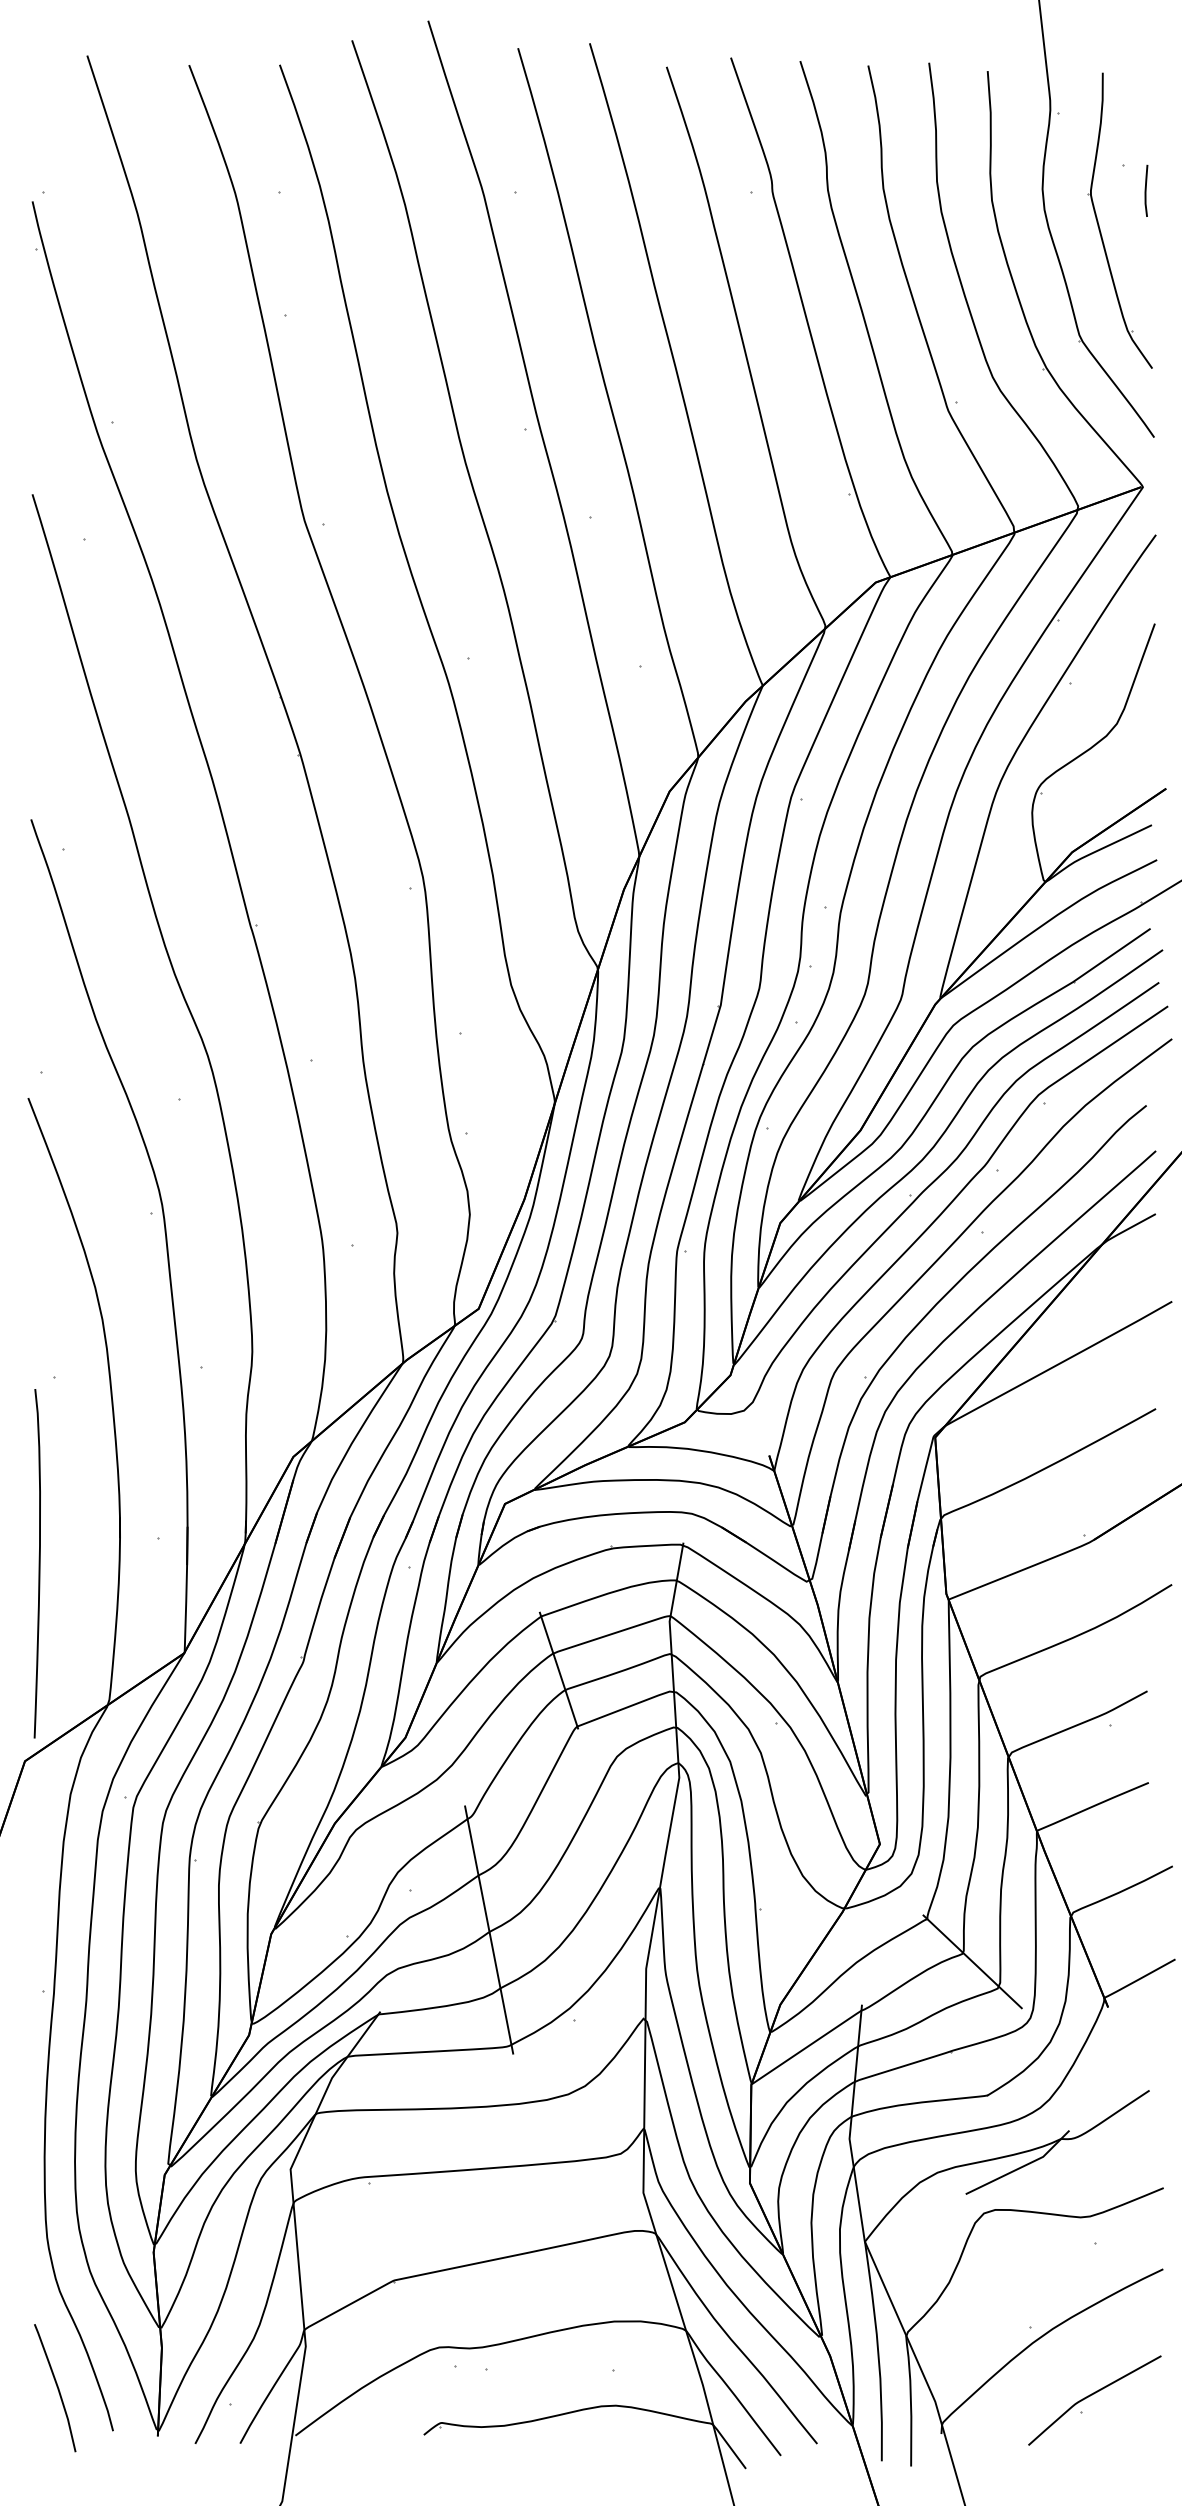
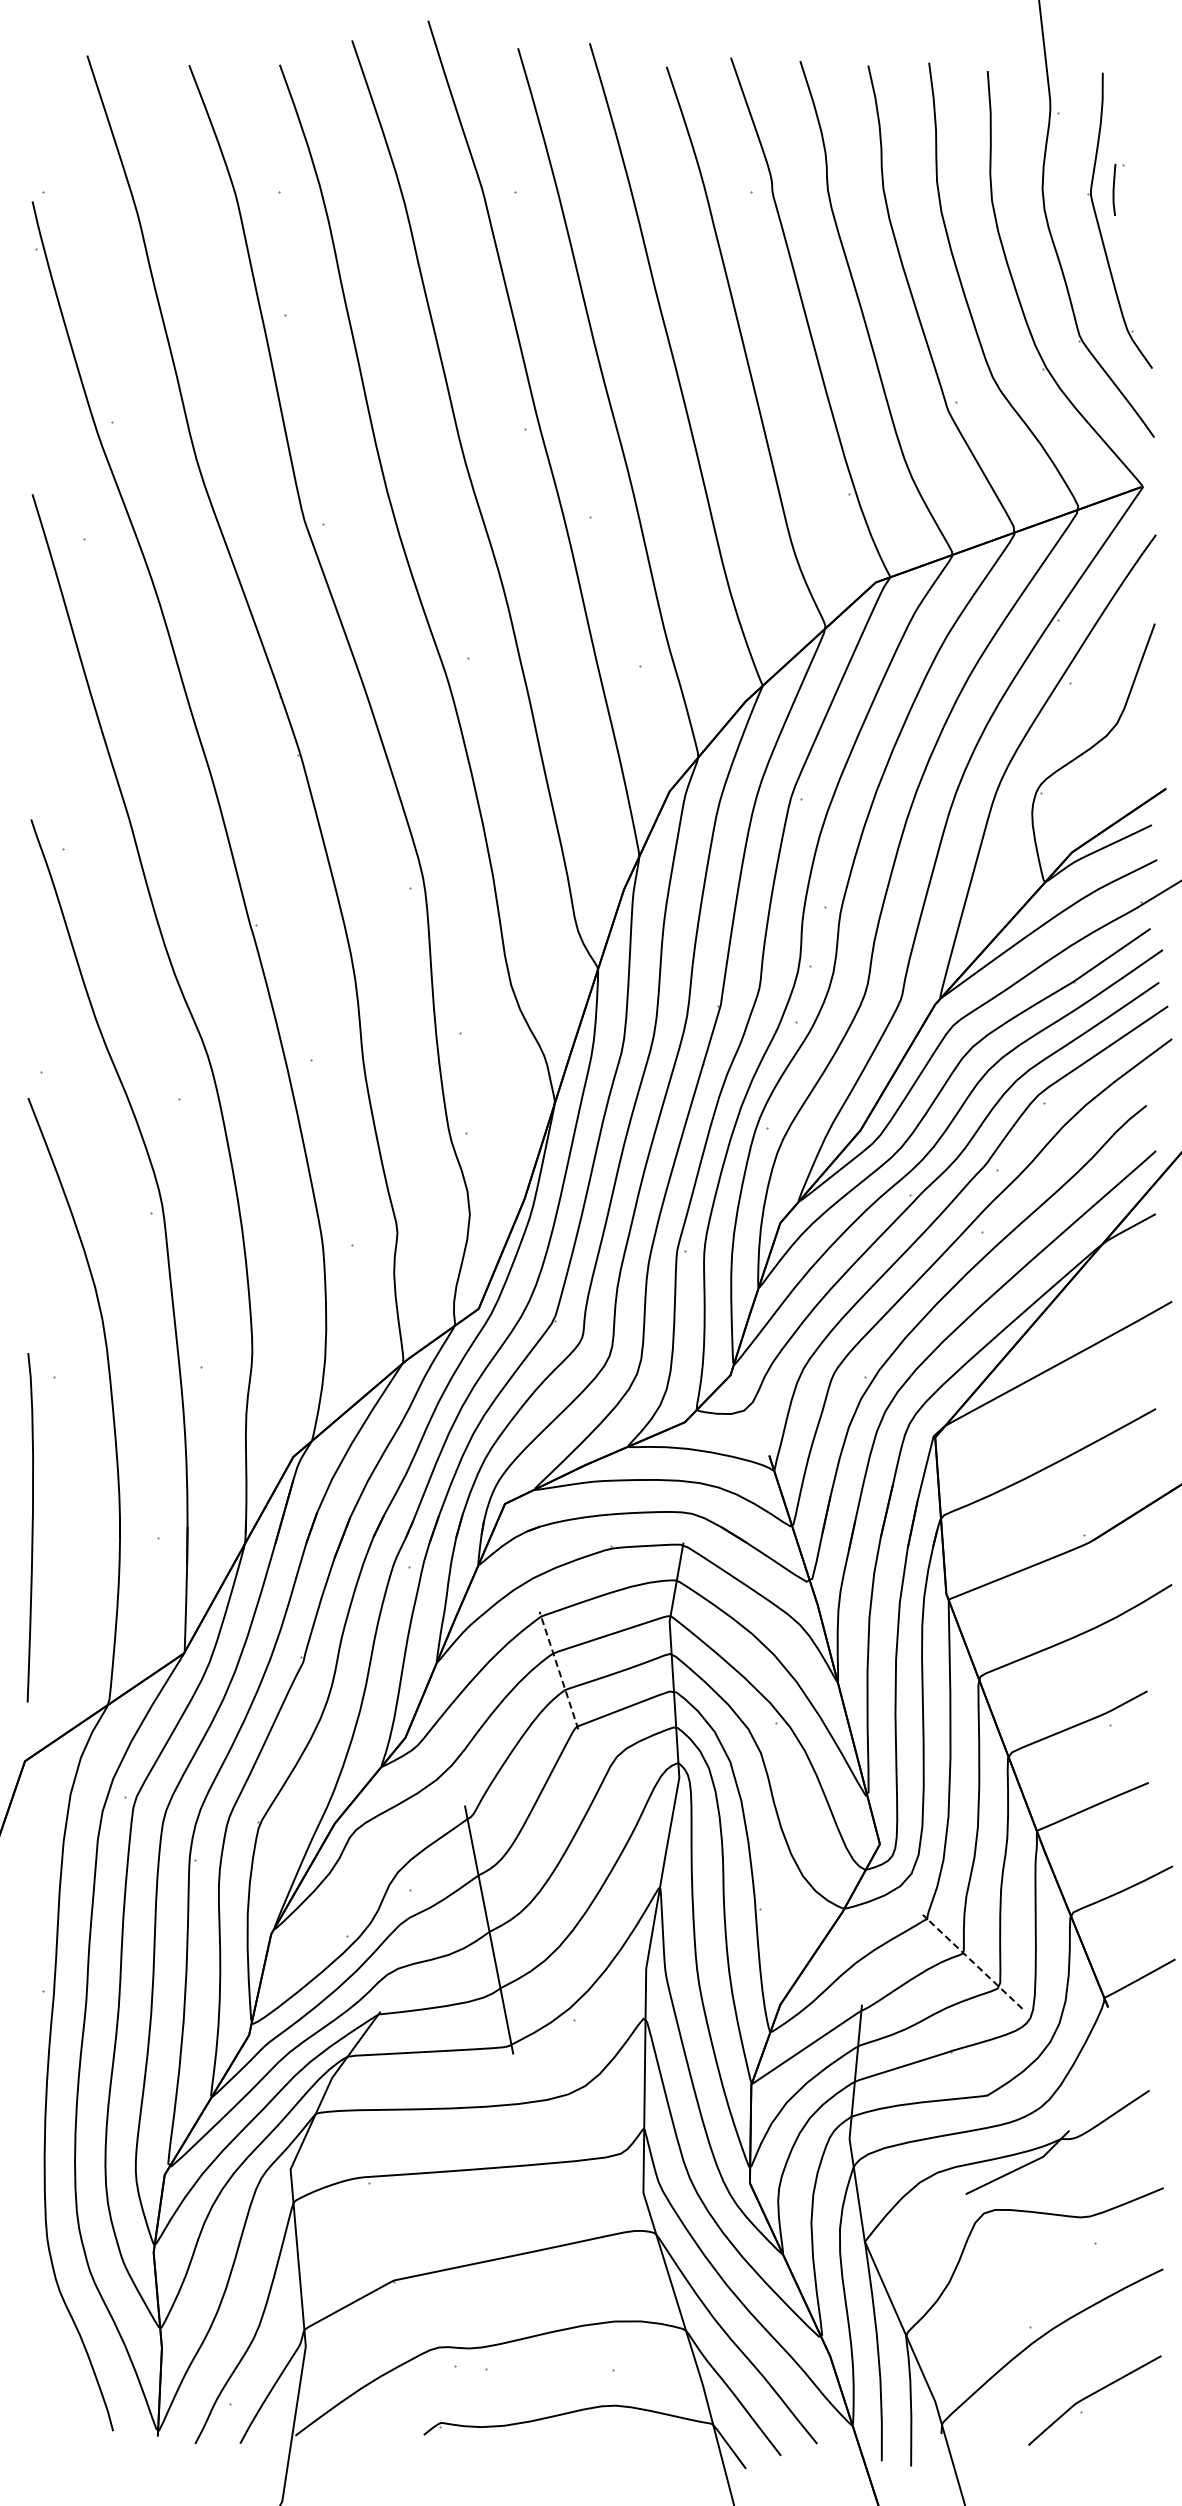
line position: (1146, 190) -> (1114, 189) (1114, 189)
curve position: (38, 1563) -> (31, 1527) (31, 1527)
line: solid -> dashed (558, 1670)
line: solid -> dashed (972, 1961)
curve: present -> none (56, 2387)
